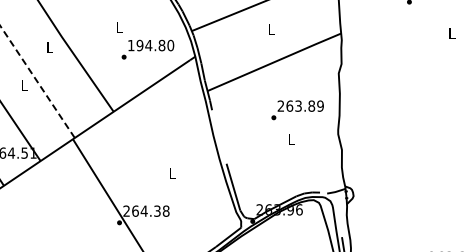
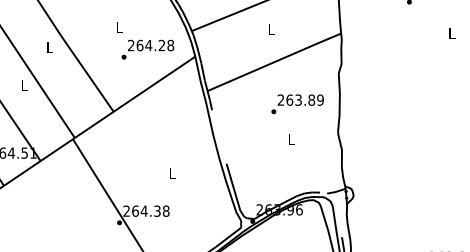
text: 194.80 -> 264.28 (151, 45)
line: dashed -> solid (37, 81)
text position: (297, 110) -> (297, 104) (297, 104)
